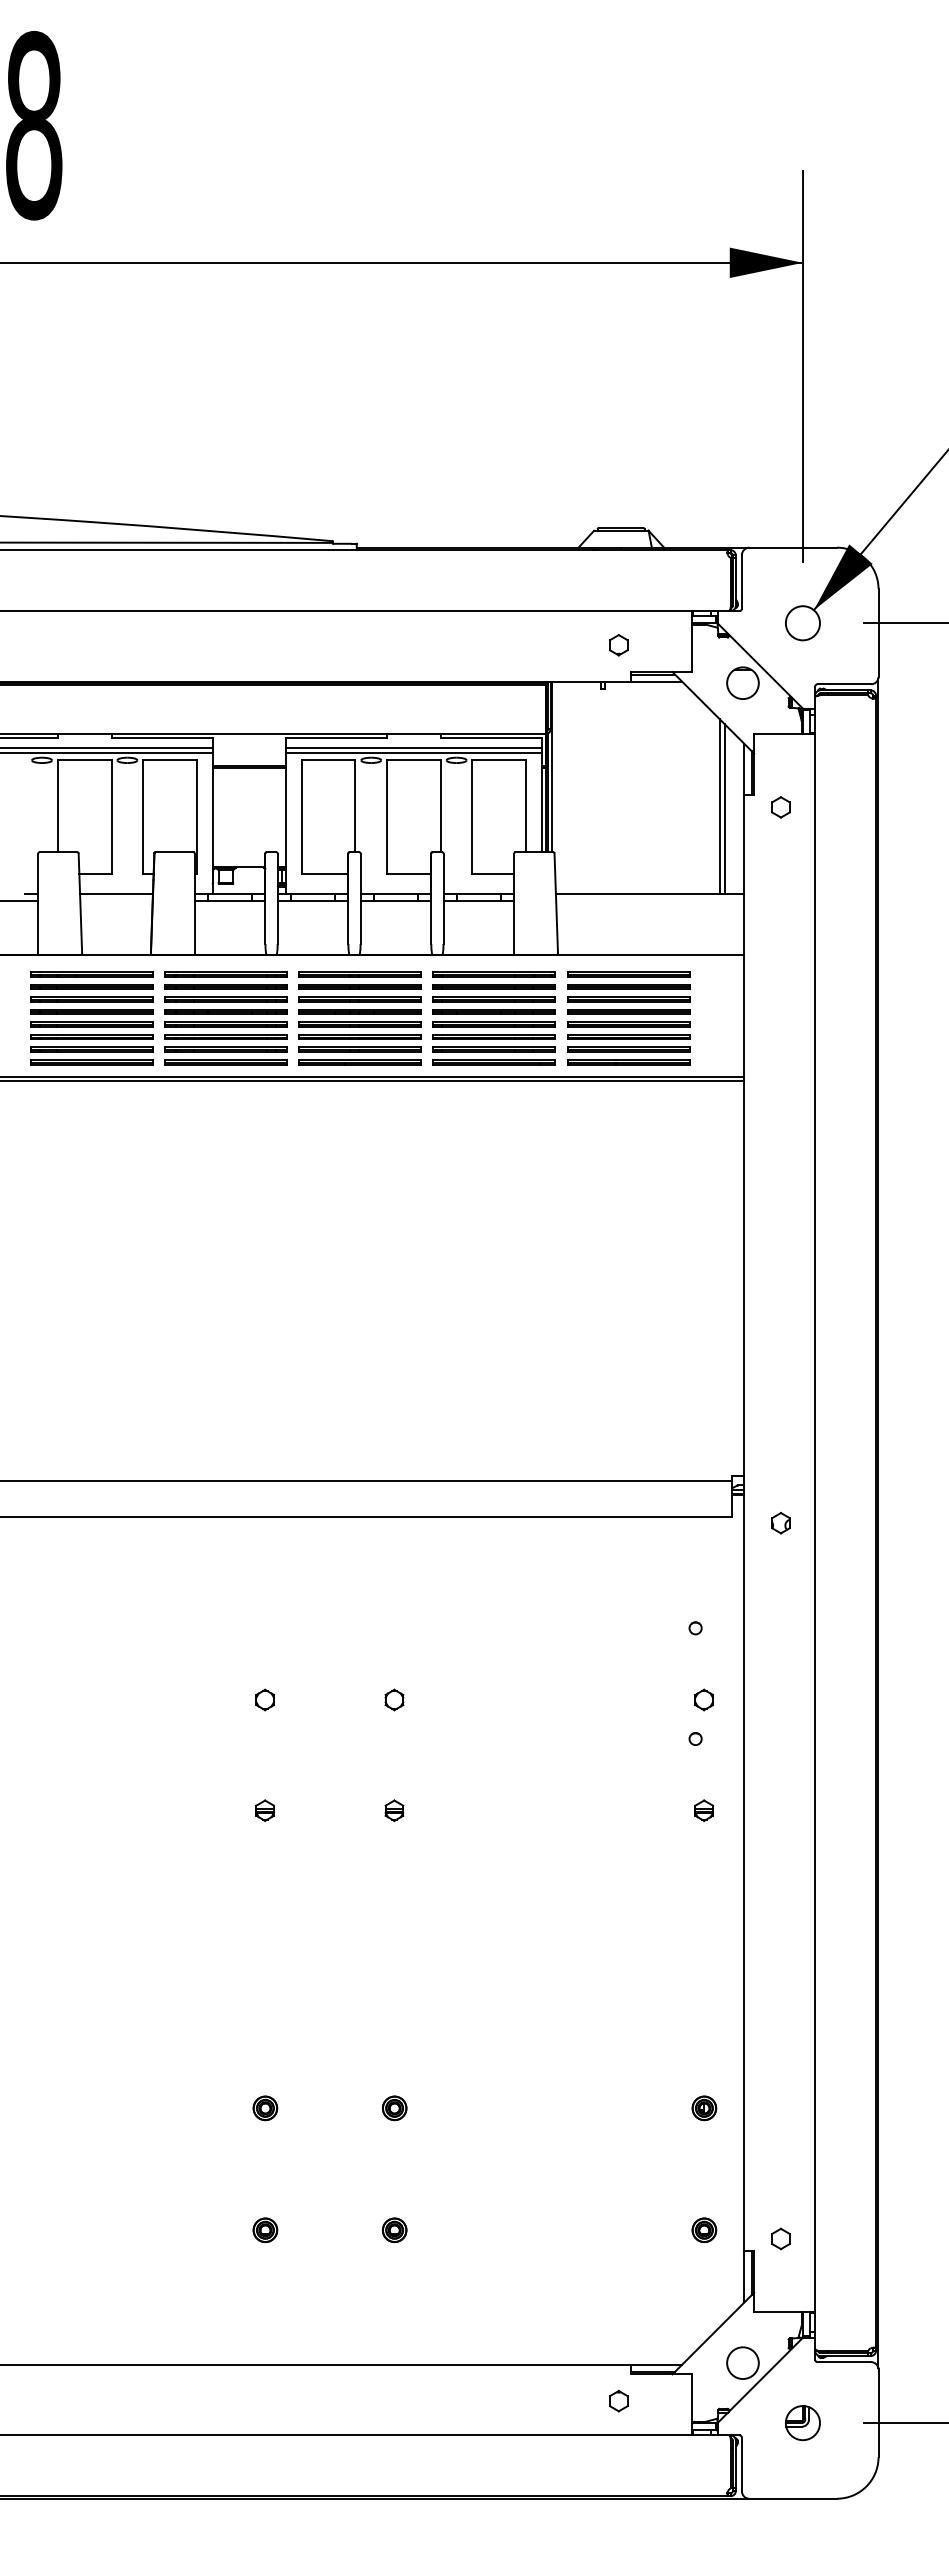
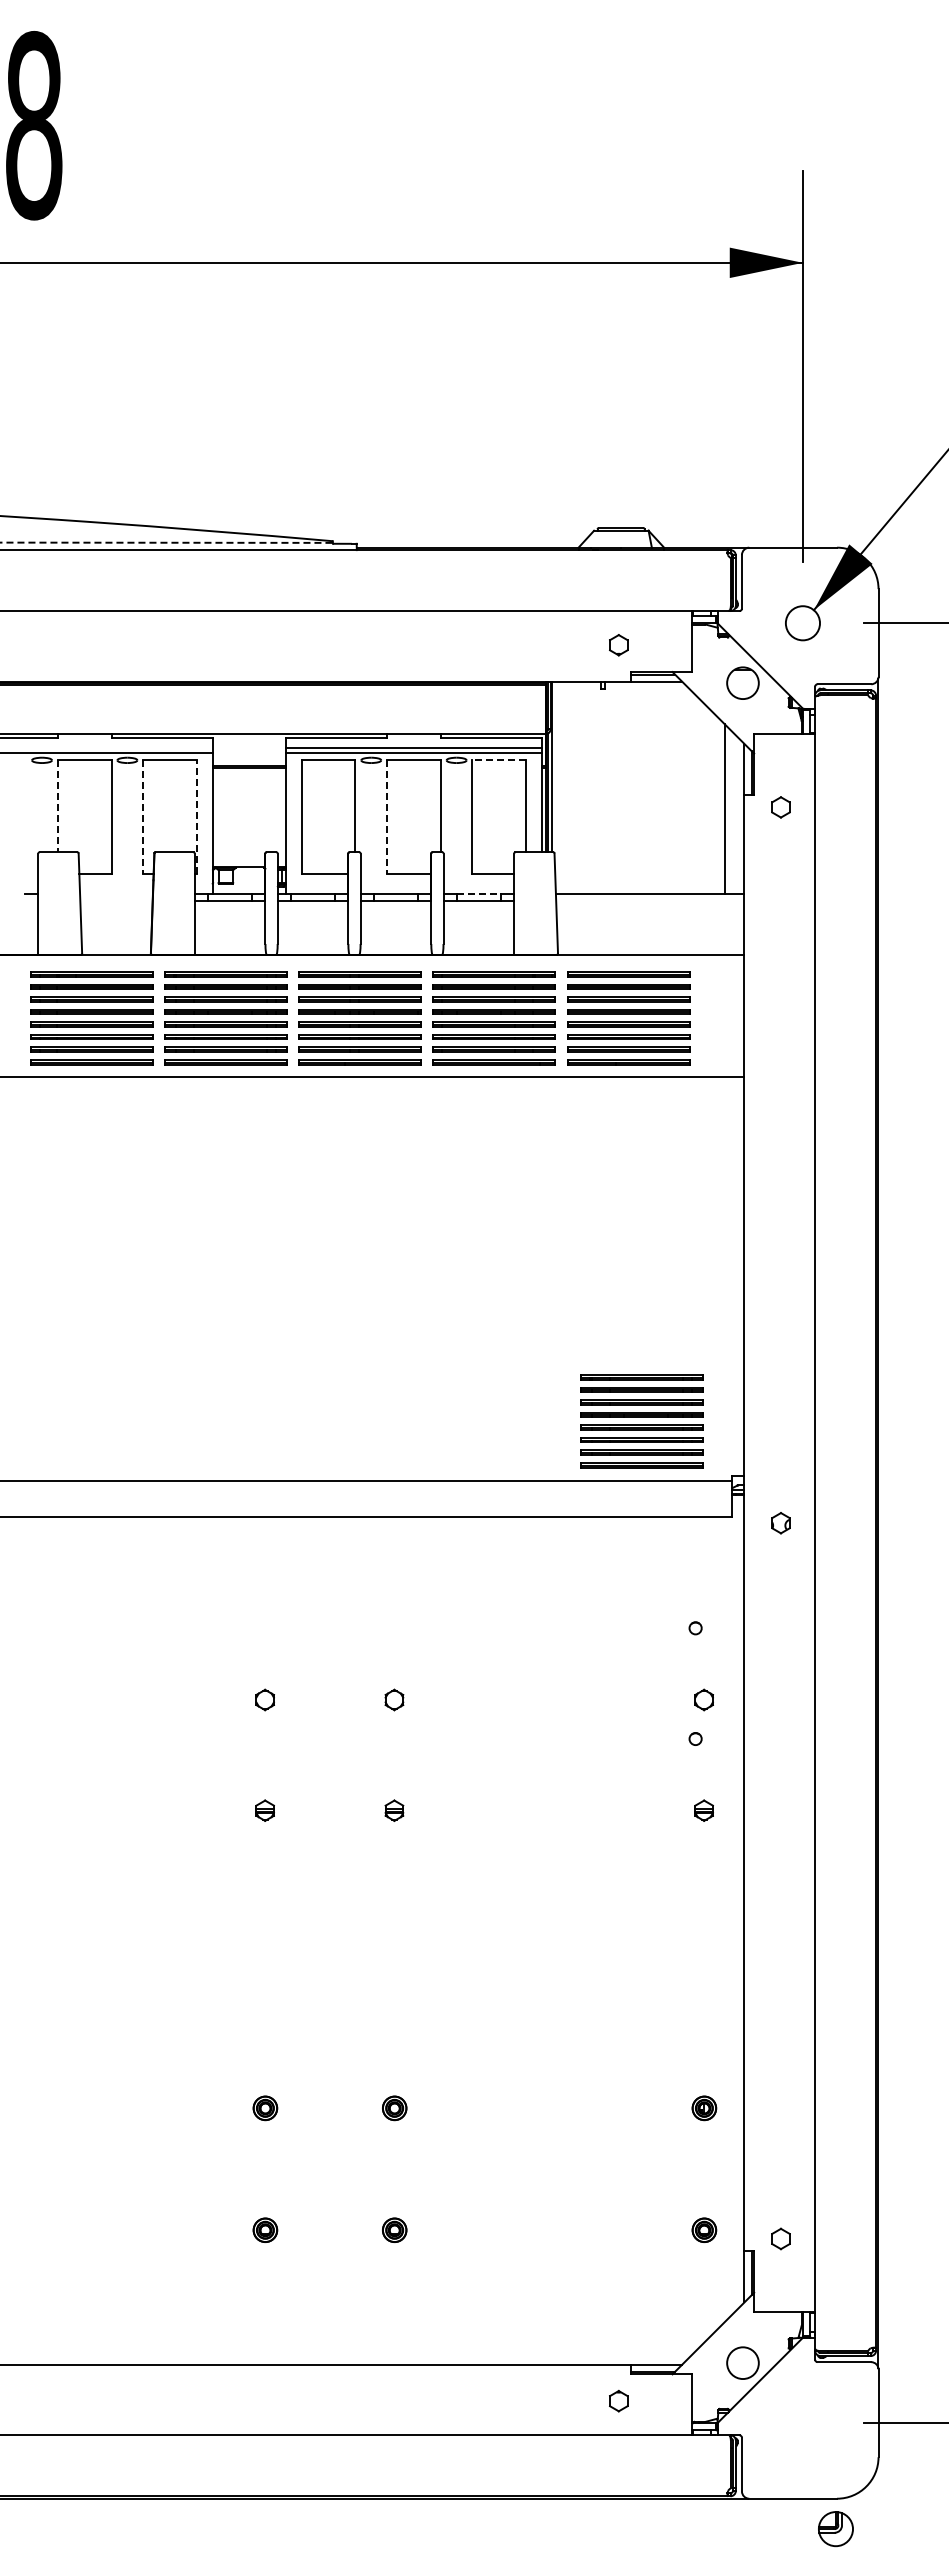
line: solid -> dashed (167, 542)
line: present -> none (107, 747)
line: solid -> dashed (499, 759)
line: solid -> dashed (57, 806)
line: present -> none (720, 806)
line: solid -> dashed (196, 816)
line: solid -> dashed (143, 817)
line: solid -> dashed (387, 817)
line: solid -> dashed (478, 893)
line: present -> none (116, 894)
line: present -> none (20, 901)
line: present -> none (373, 1080)
part: none -> present (641, 1421)
part position: (802, 2423) -> (835, 2529) (835, 2529)
